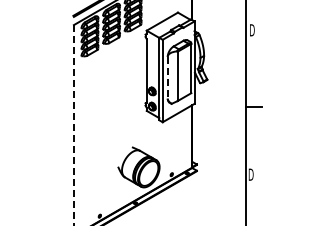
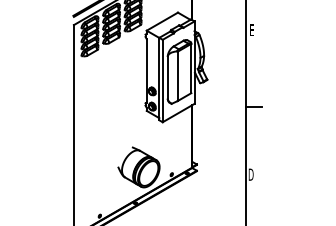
text: D -> E (252, 30)
line: dashed -> solid (167, 77)
line: dashed -> solid (74, 125)
